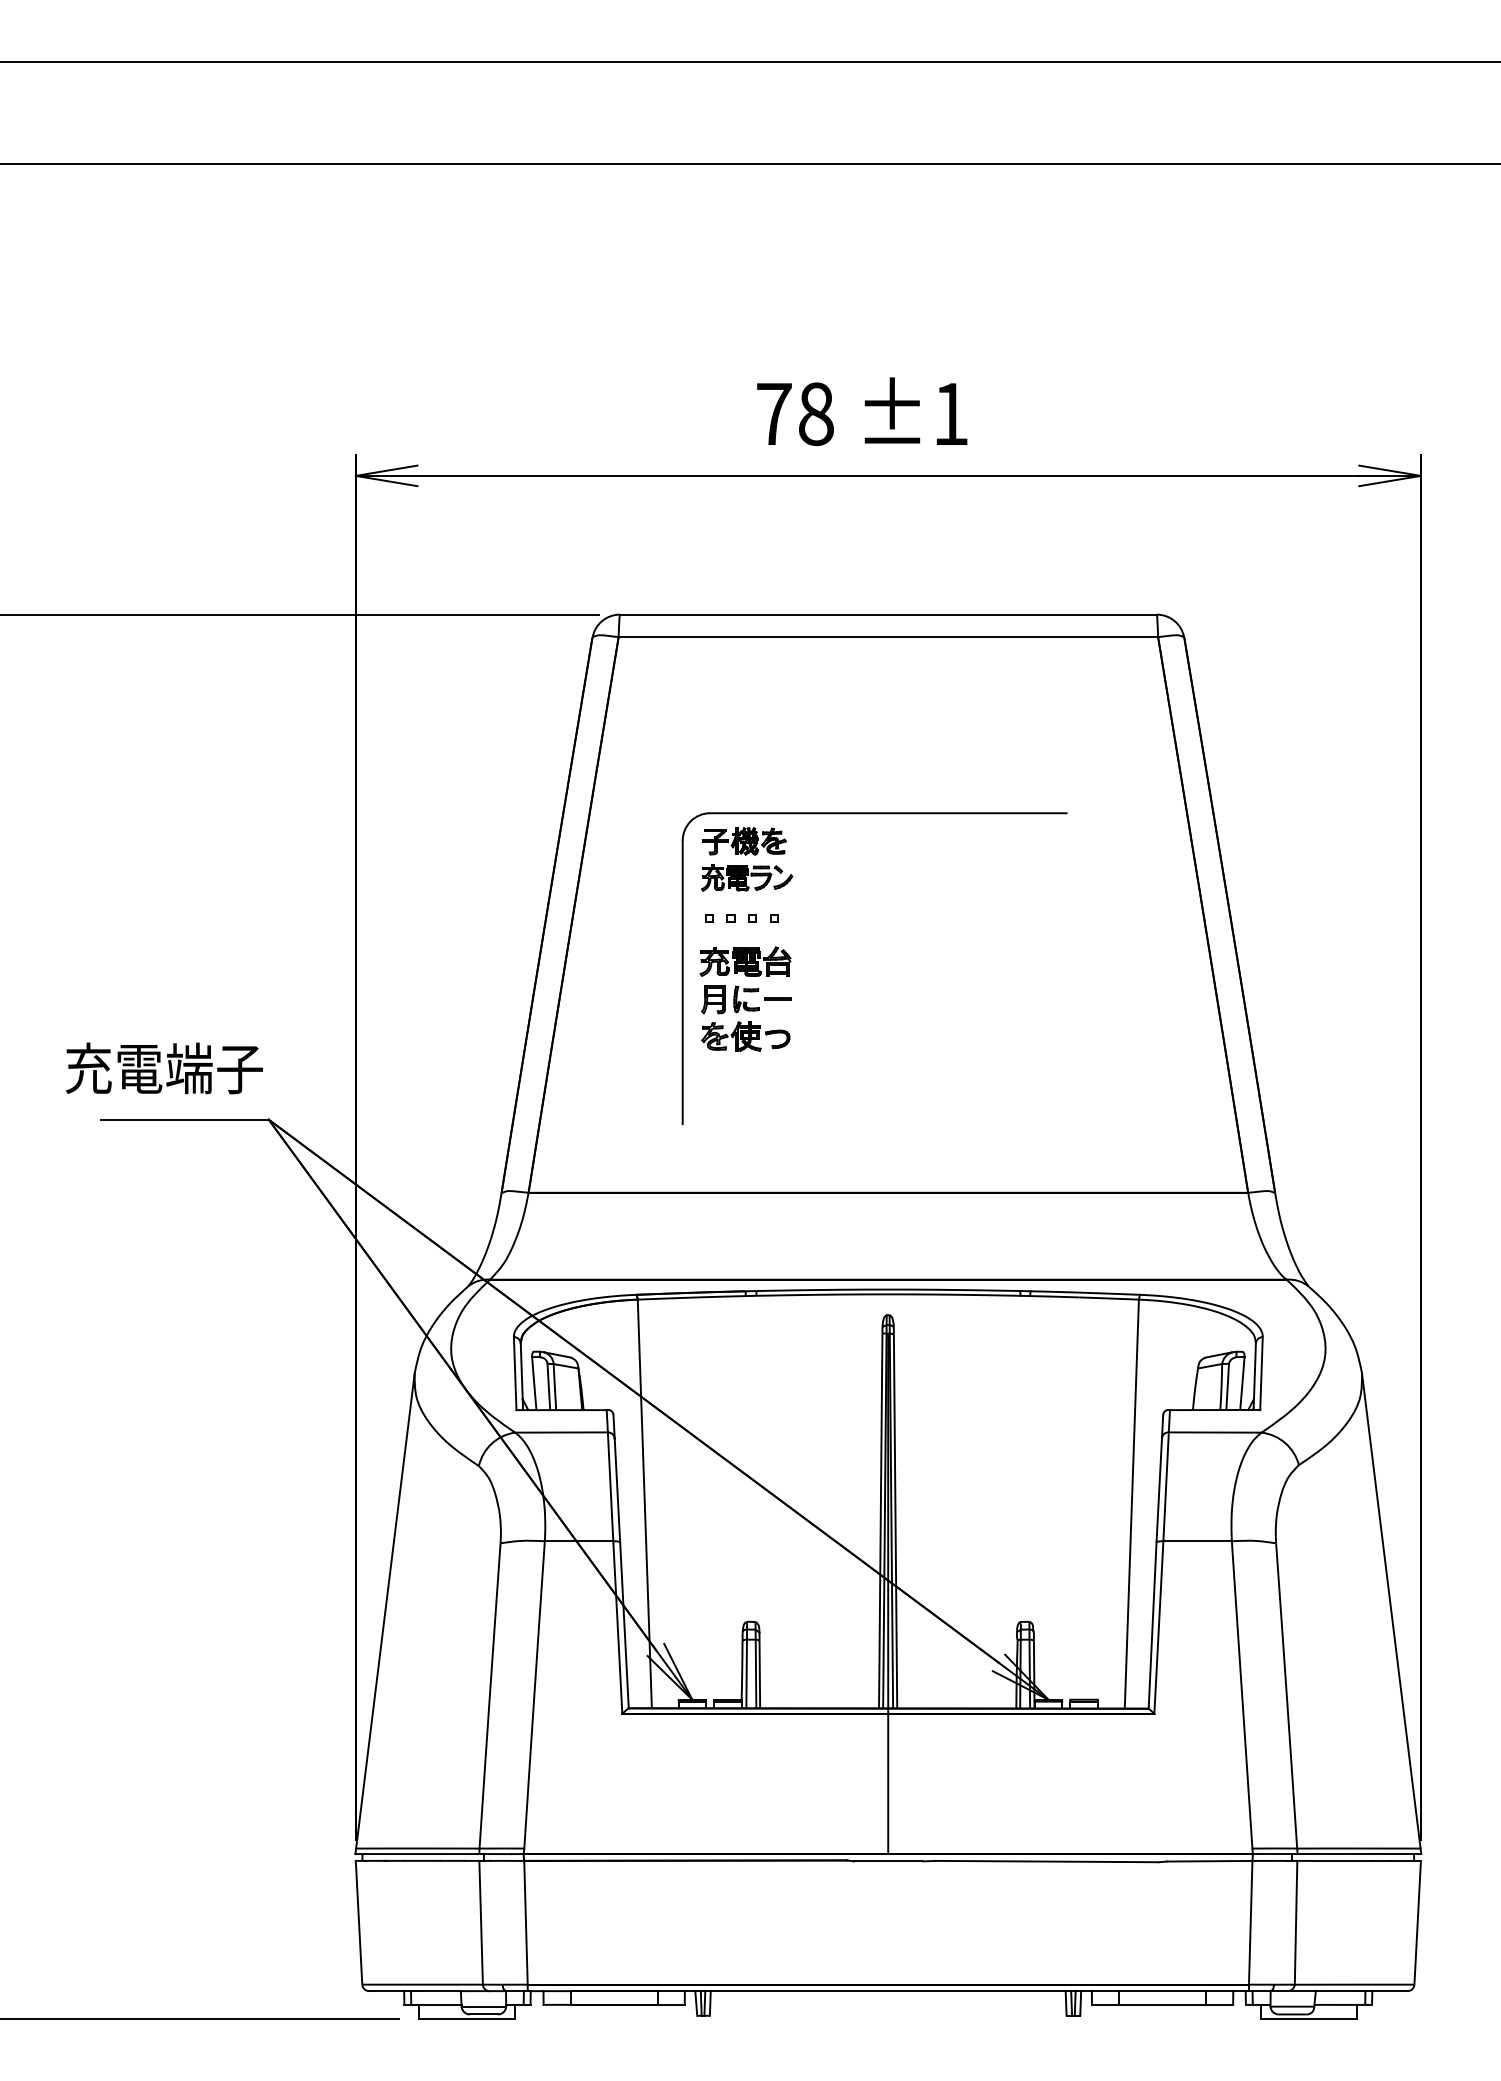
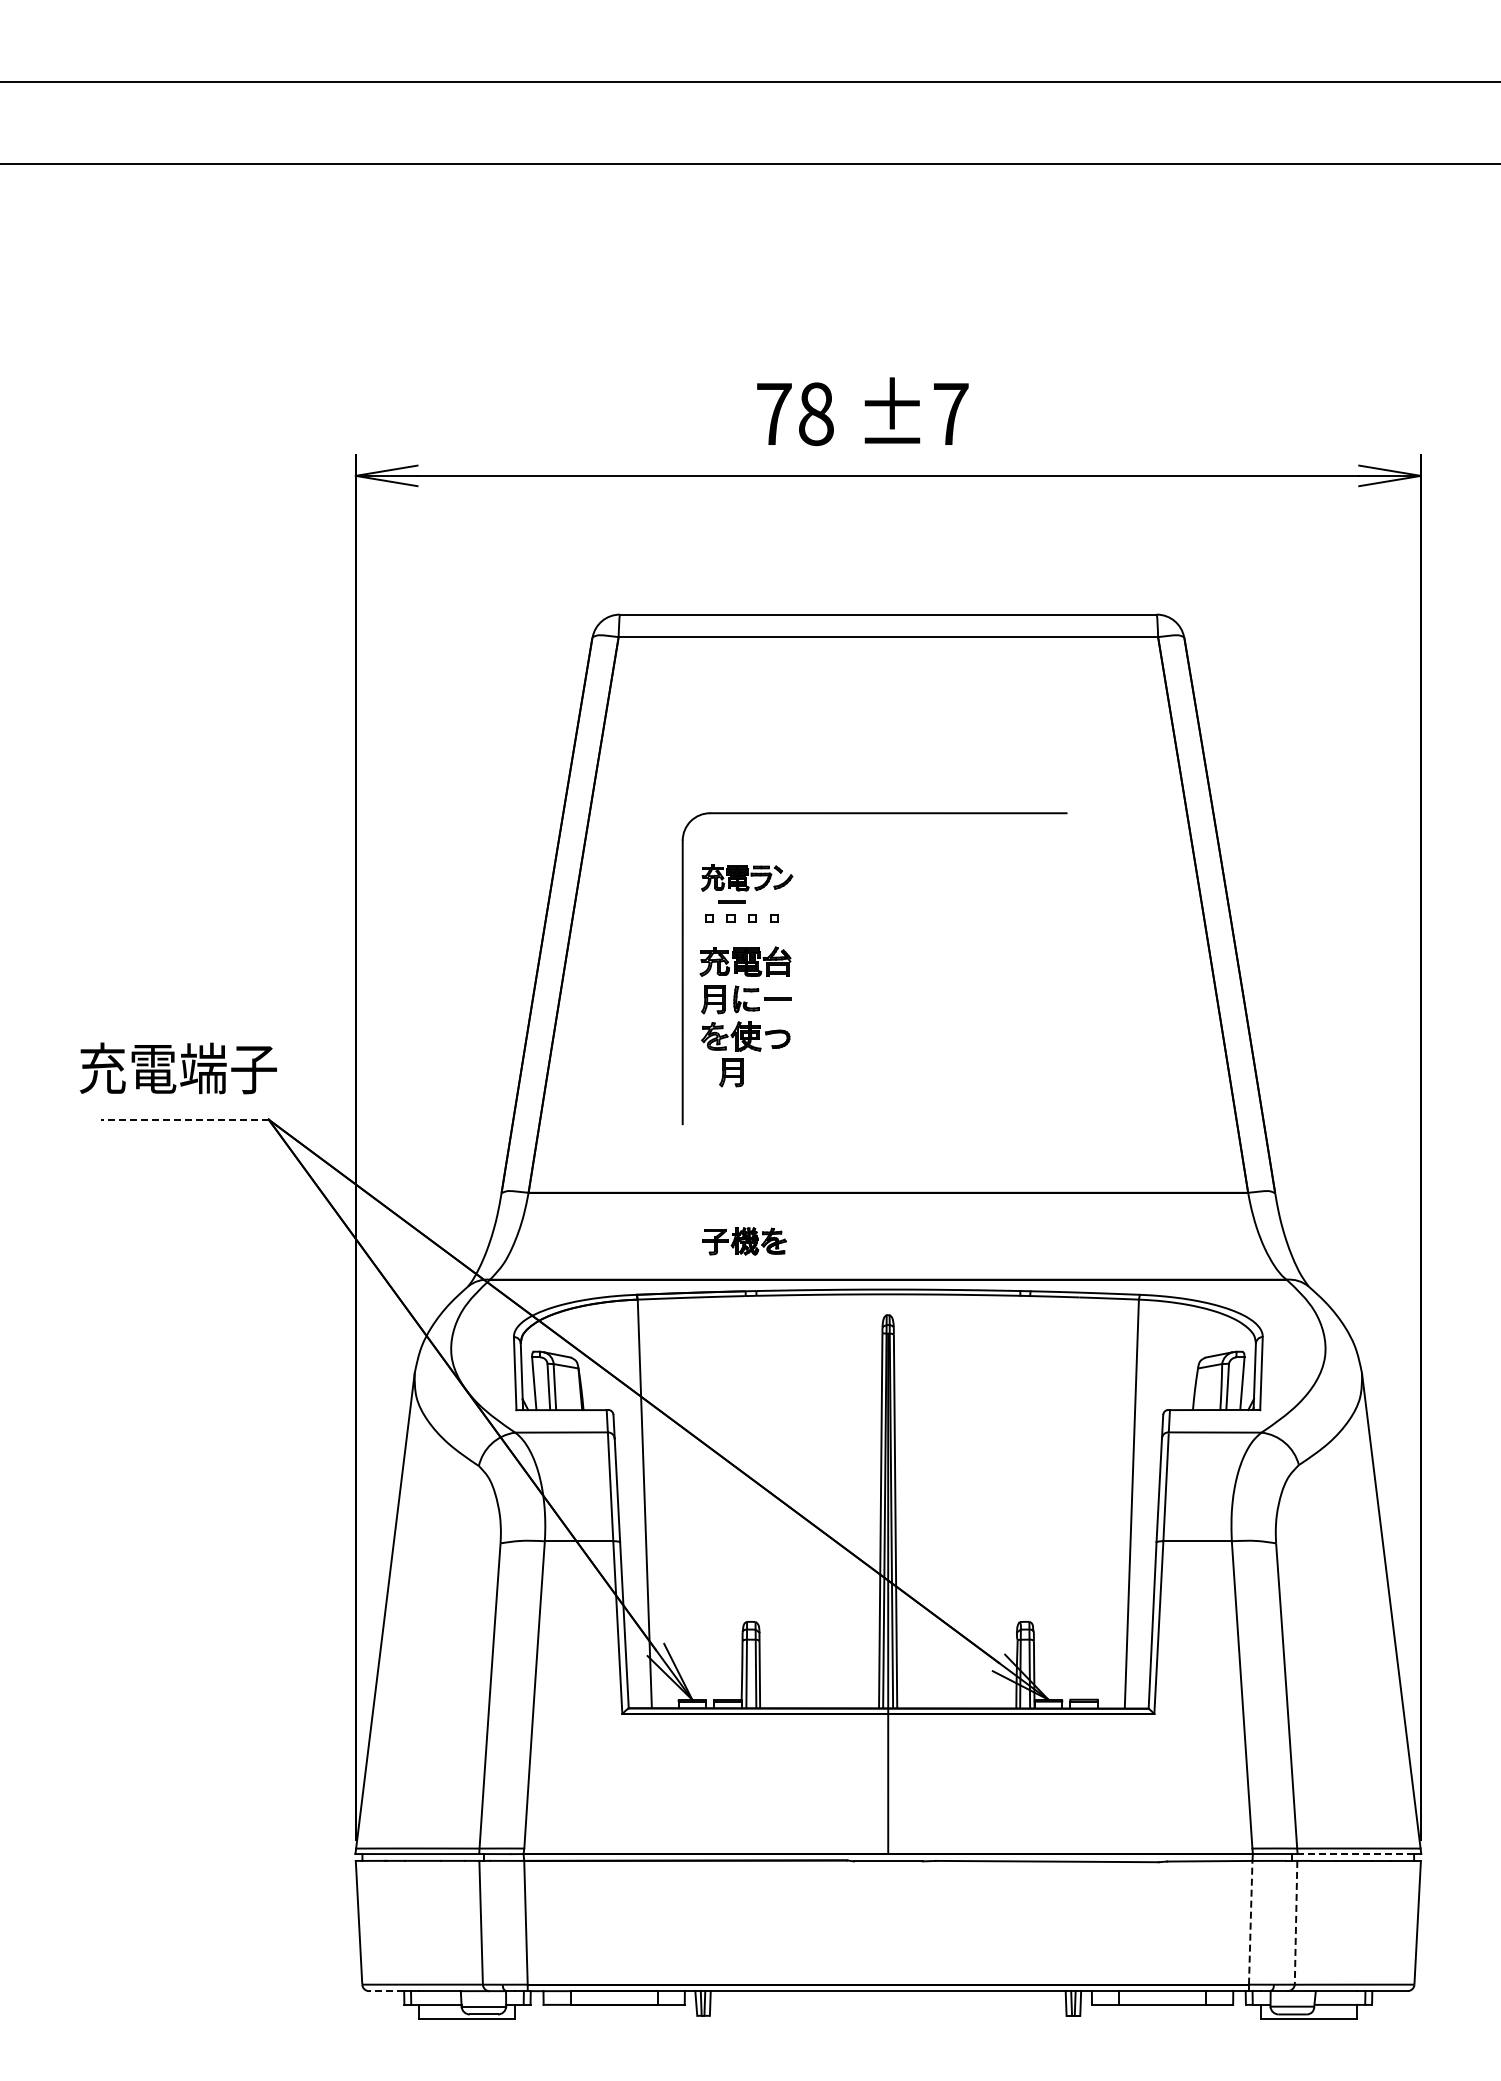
line position: (749, 62) -> (749, 82) (749, 82)
text: ±1 -> ±7 (951, 413)
line: present -> none (300, 614)
part position: (744, 841) -> (744, 1241) (744, 1241)
line: none -> present (731, 901)
text position: (163, 1068) -> (177, 1068) (177, 1068)
part: none -> present (731, 1072)
line: solid -> dashed (184, 1119)
line: solid -> dashed (1355, 1854)
line: solid -> dashed (1250, 1922)
line: solid -> dashed (1296, 1922)
line: solid -> dashed (386, 1991)
line: present -> none (200, 2018)
